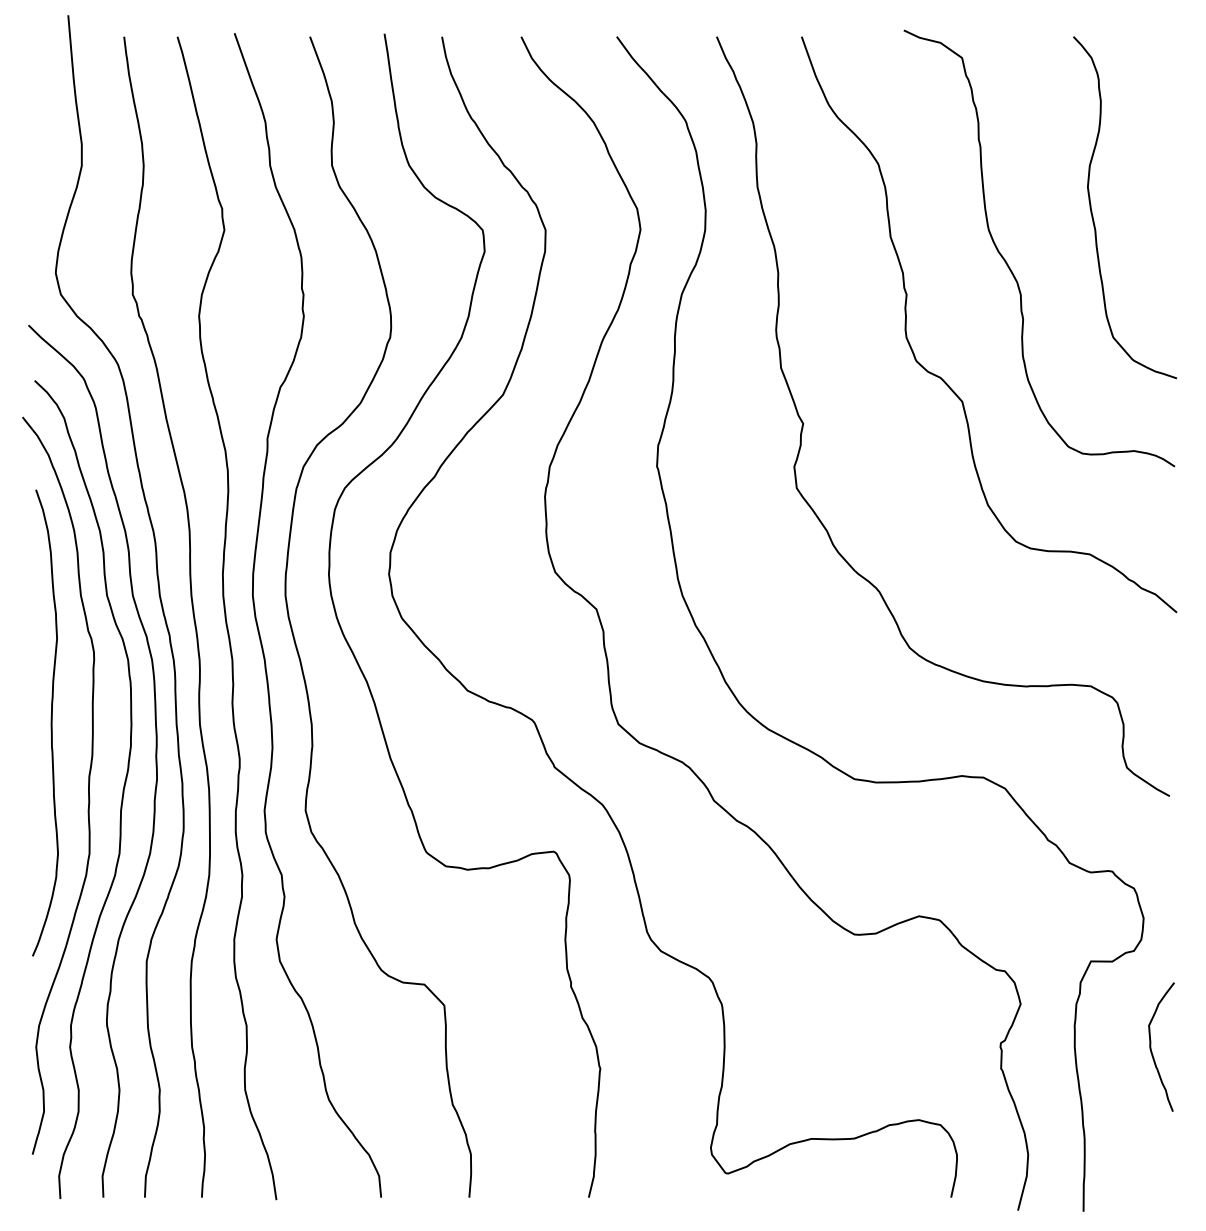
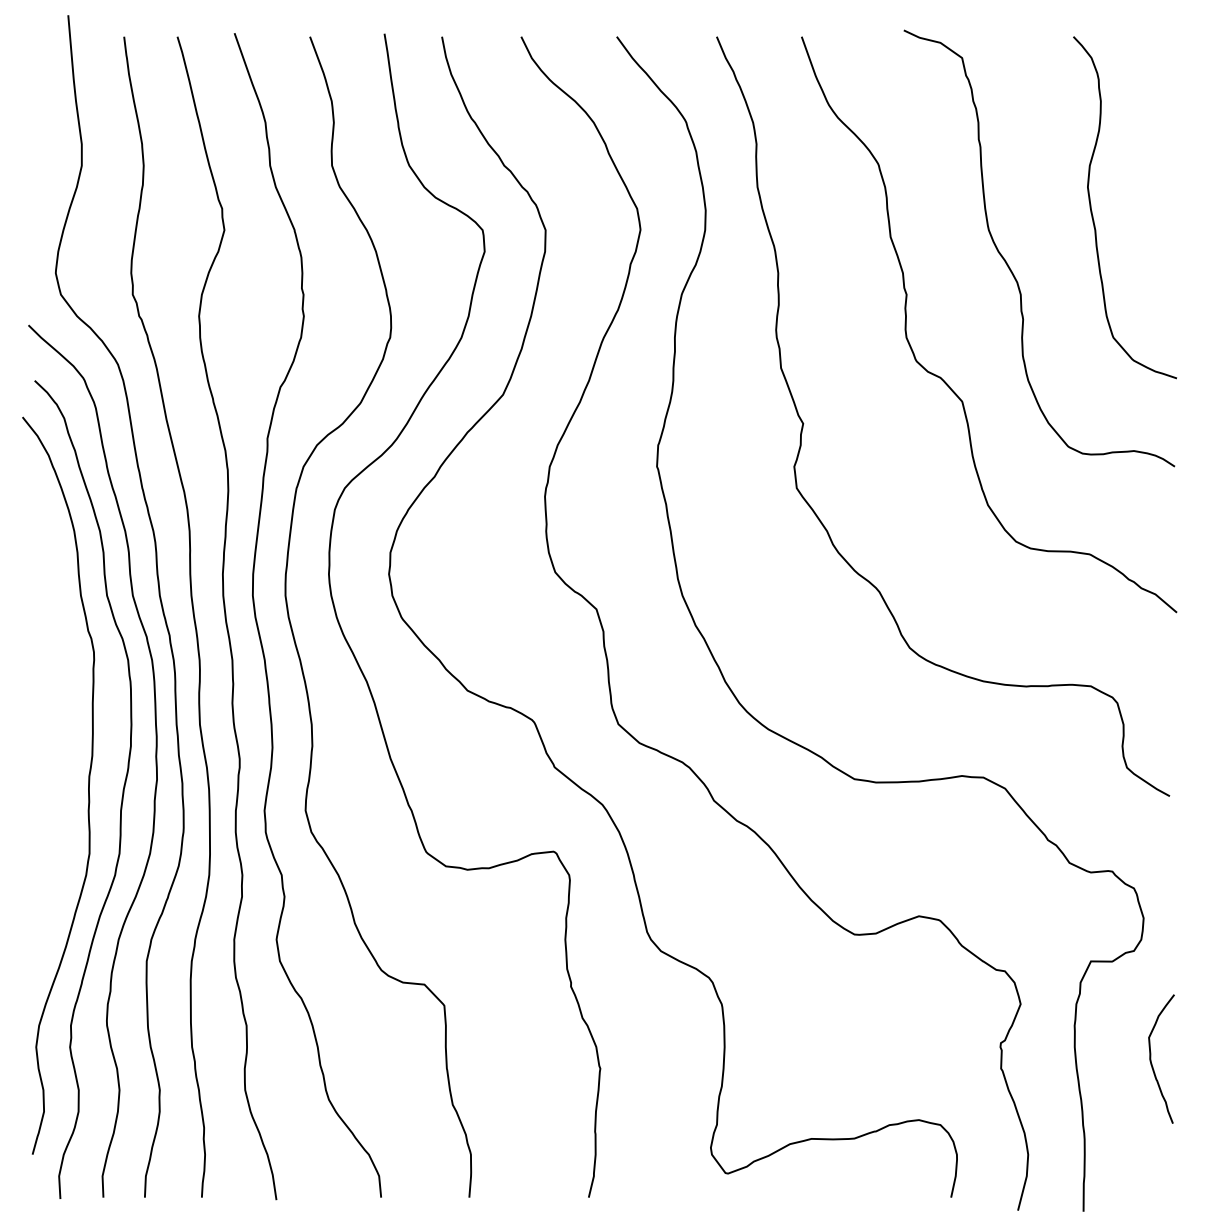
curve: present -> none (50, 722)
curve position: (1151, 1046) -> (1151, 1058) (1151, 1058)
